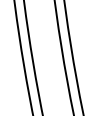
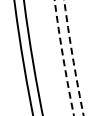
arc: solid -> dashed (63, 58)
arc: solid -> dashed (73, 58)
